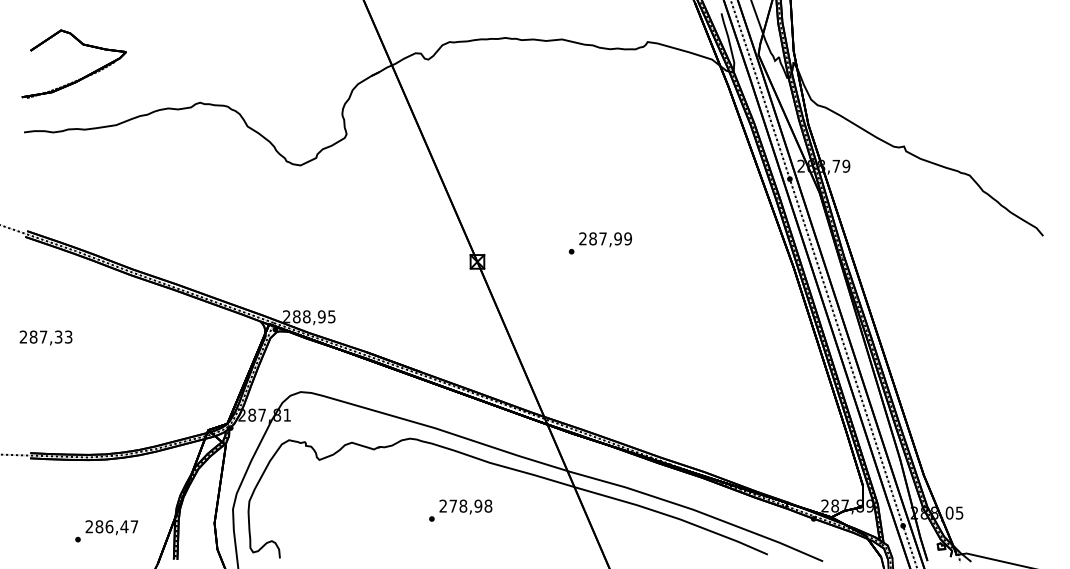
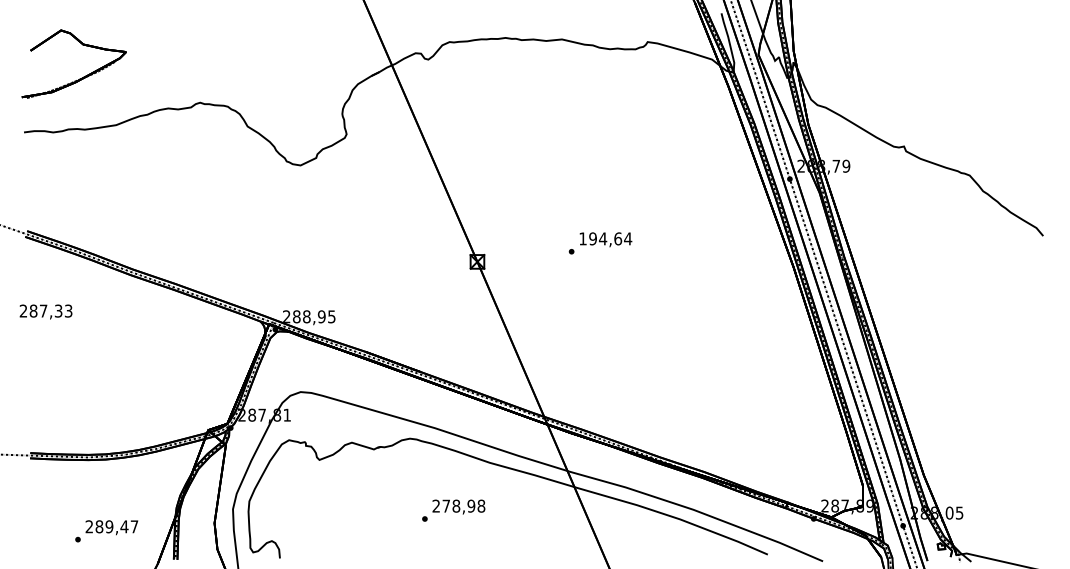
text: 287,99 -> 194,64 (605, 238)
text position: (45, 337) -> (45, 311) (45, 311)
text position: (460, 510) -> (453, 510) (453, 510)
text: 286,47 -> 289,47 (109, 526)
